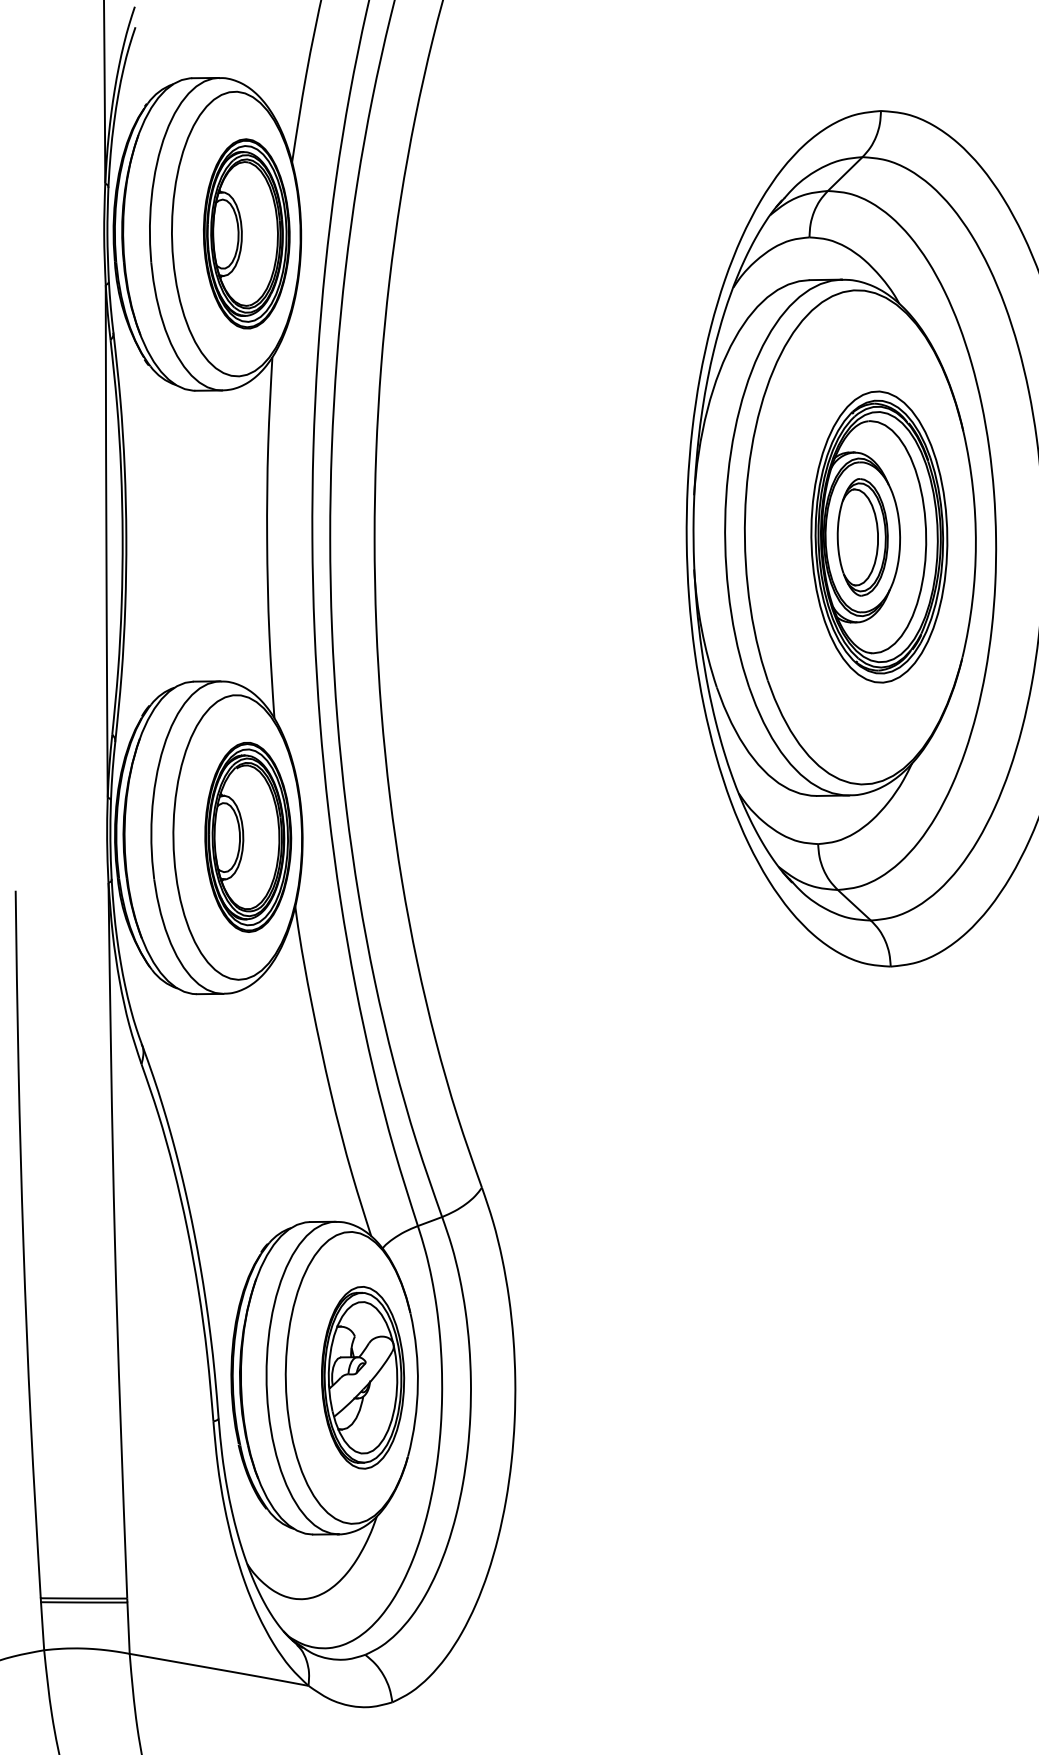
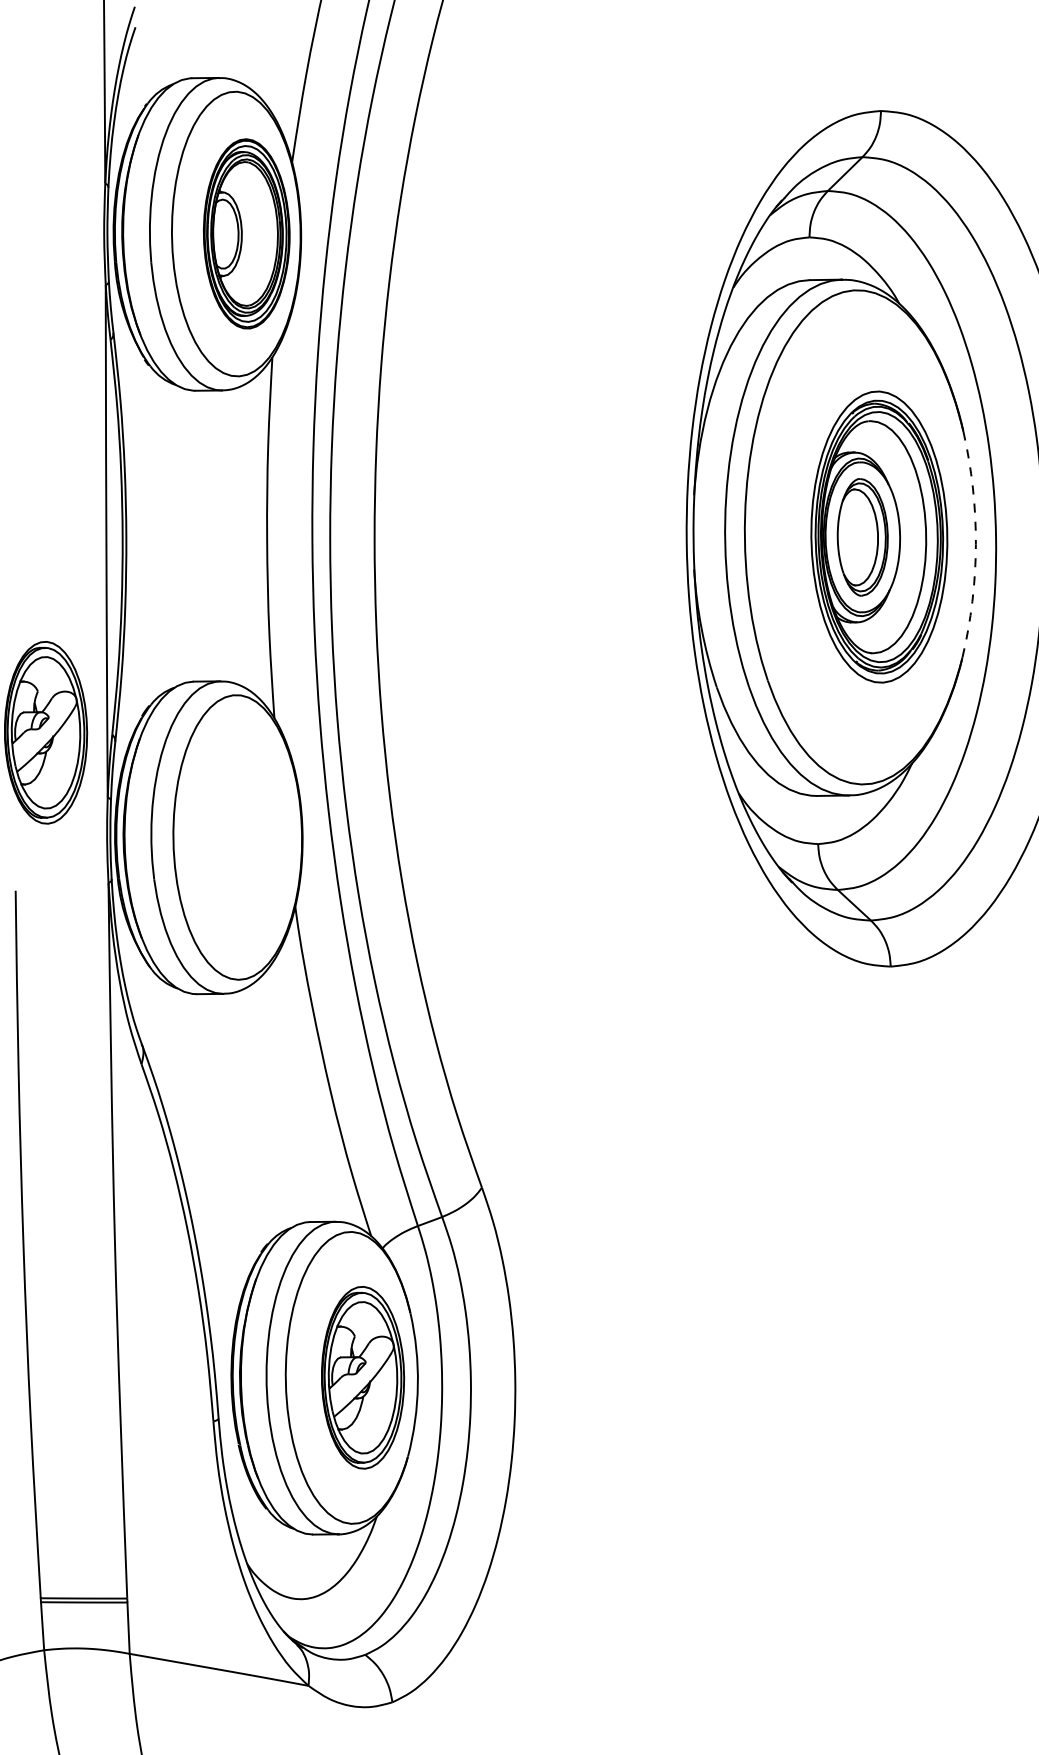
arc: solid -> dashed (975, 544)
part: none -> present (46, 732)
part: present -> none (248, 837)
